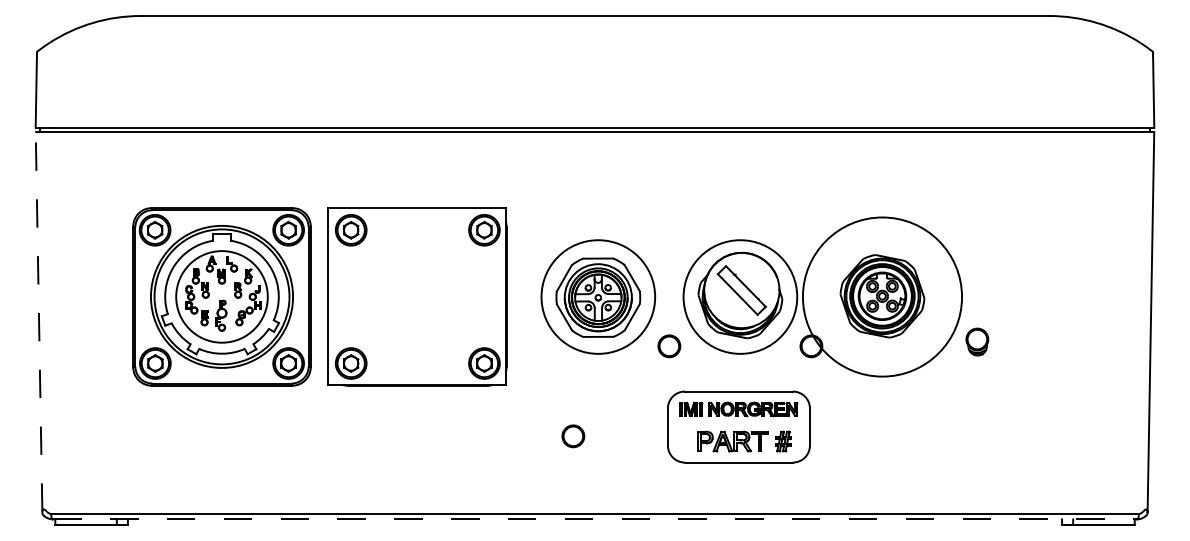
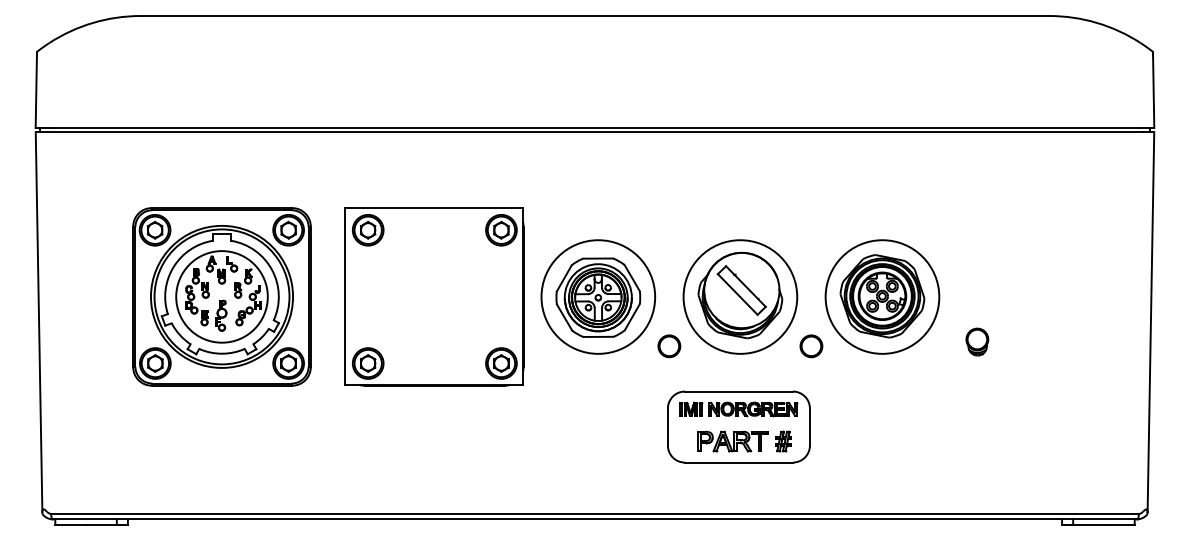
part position: (417, 296) -> (434, 296) (434, 296)
circle diameter: 159 px -> 114 px (882, 296)
line: dashed -> solid (39, 322)
part: present -> none (573, 436)
line: dashed -> solid (594, 519)
